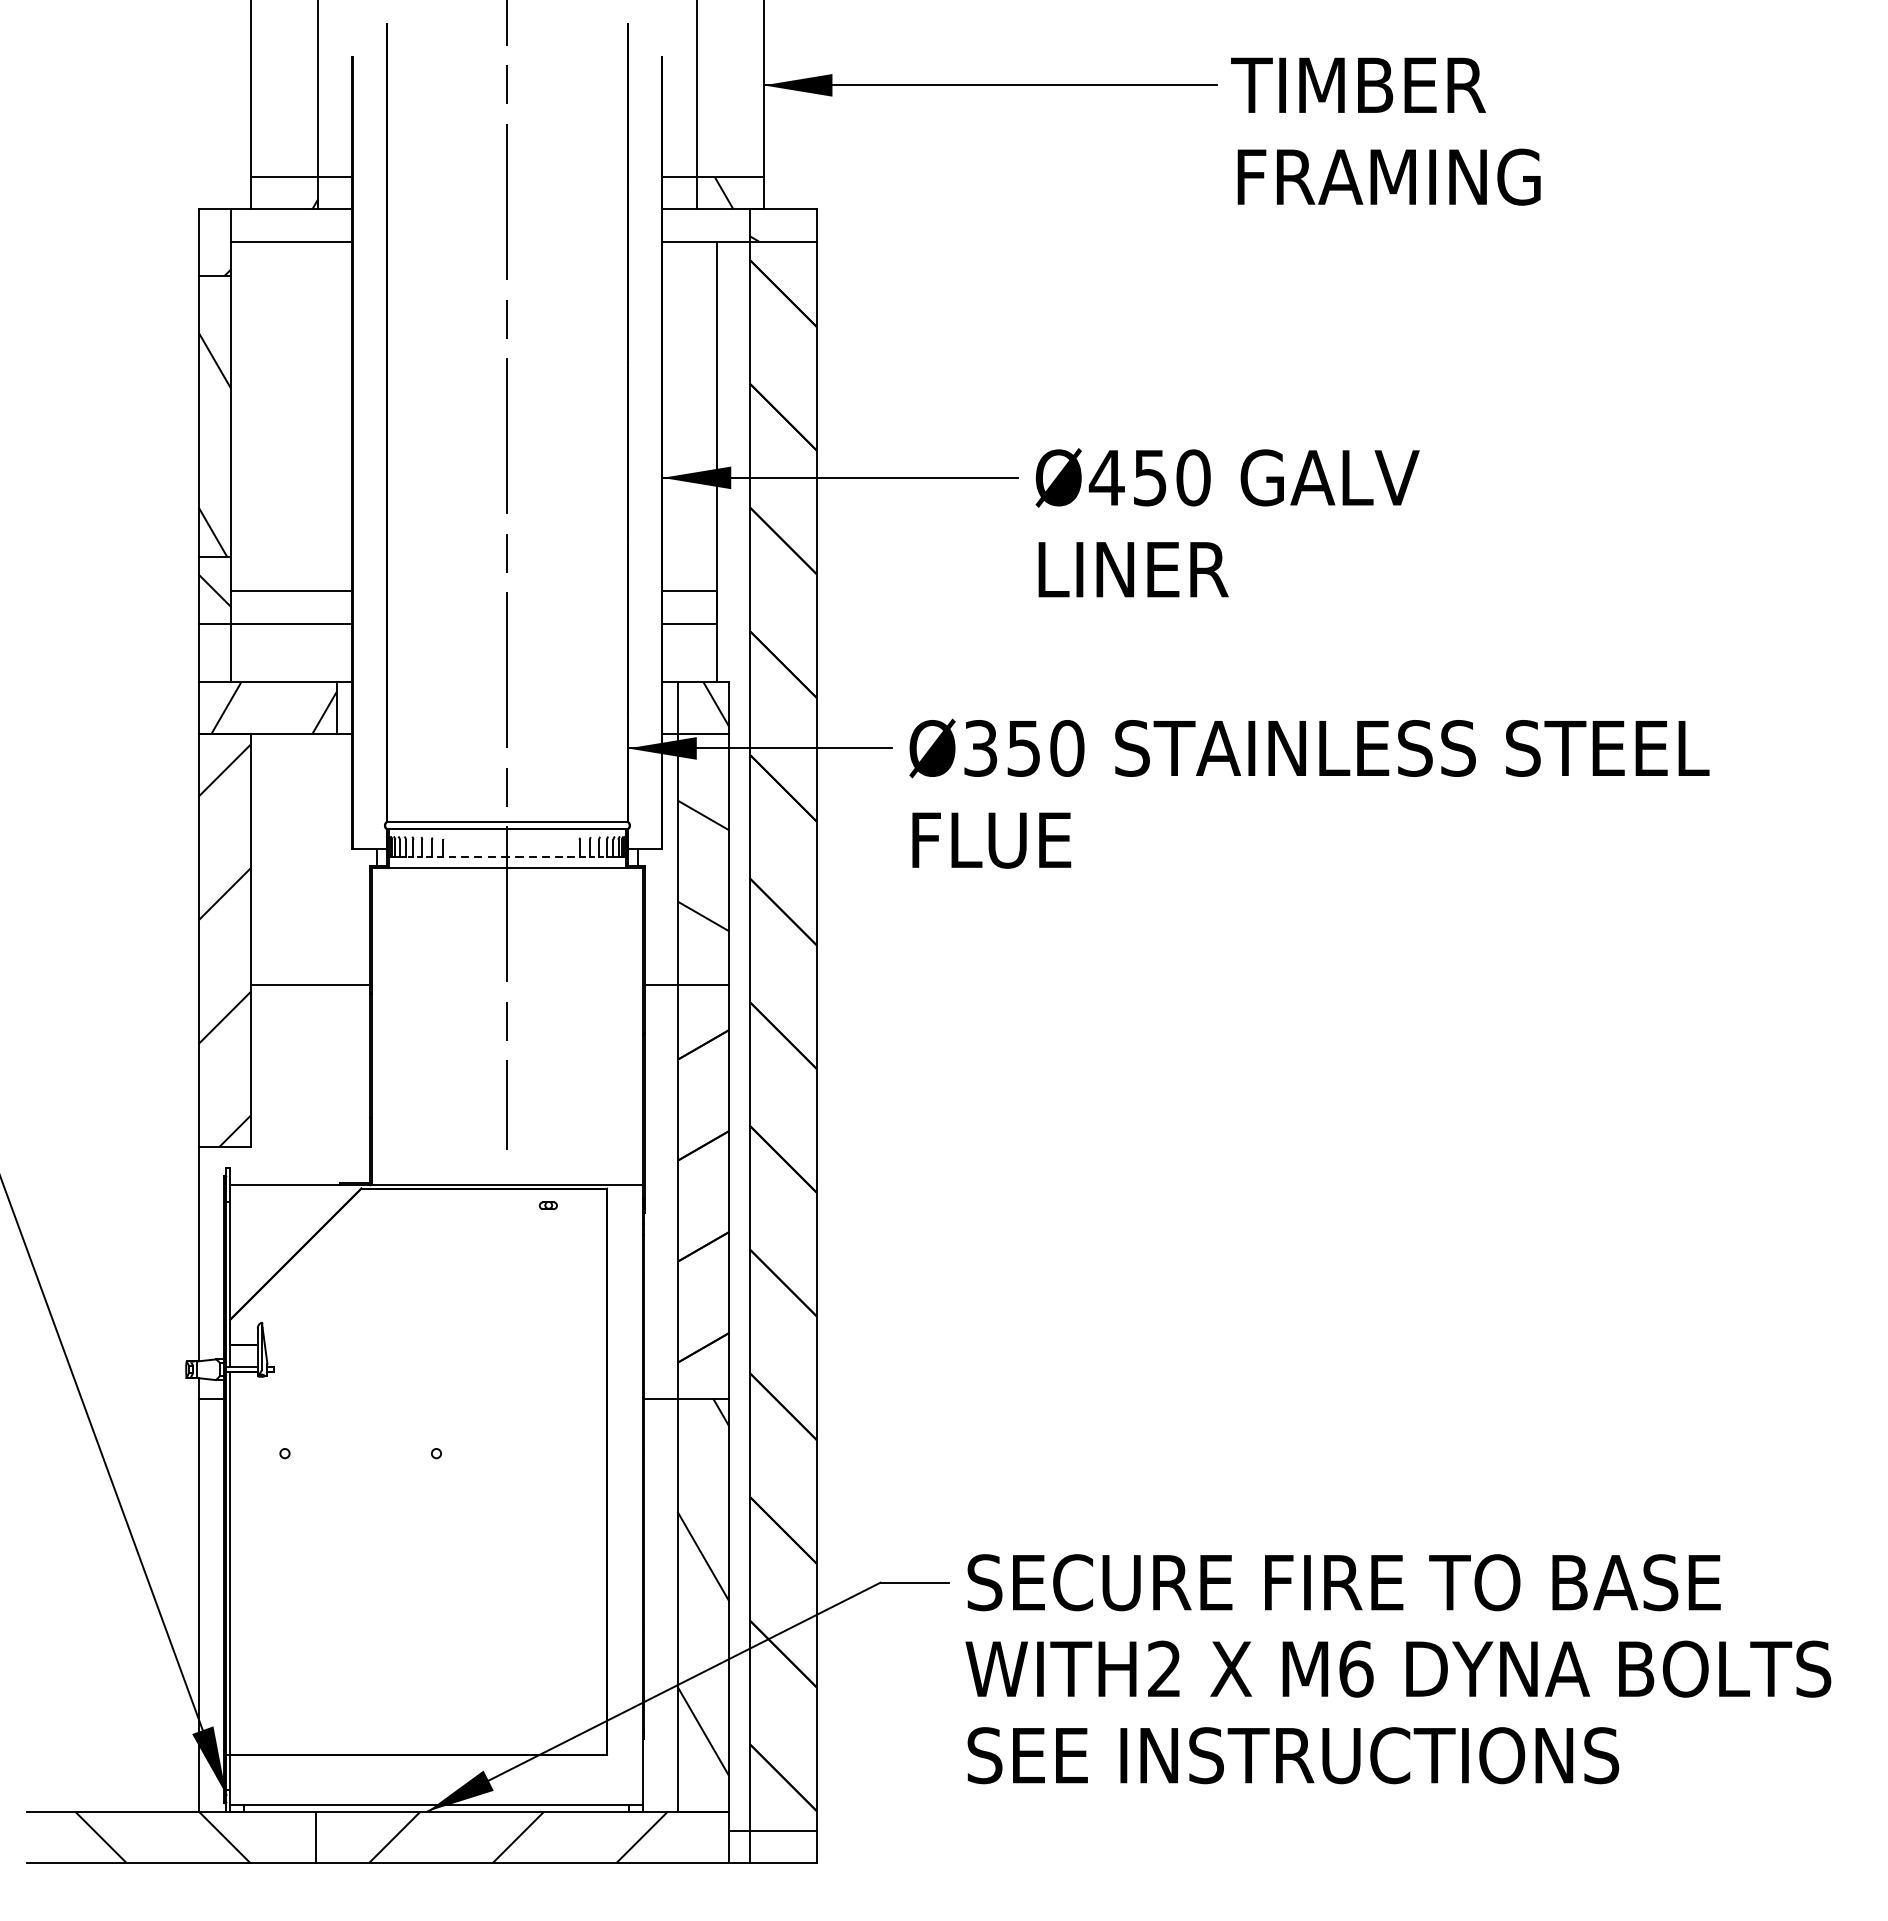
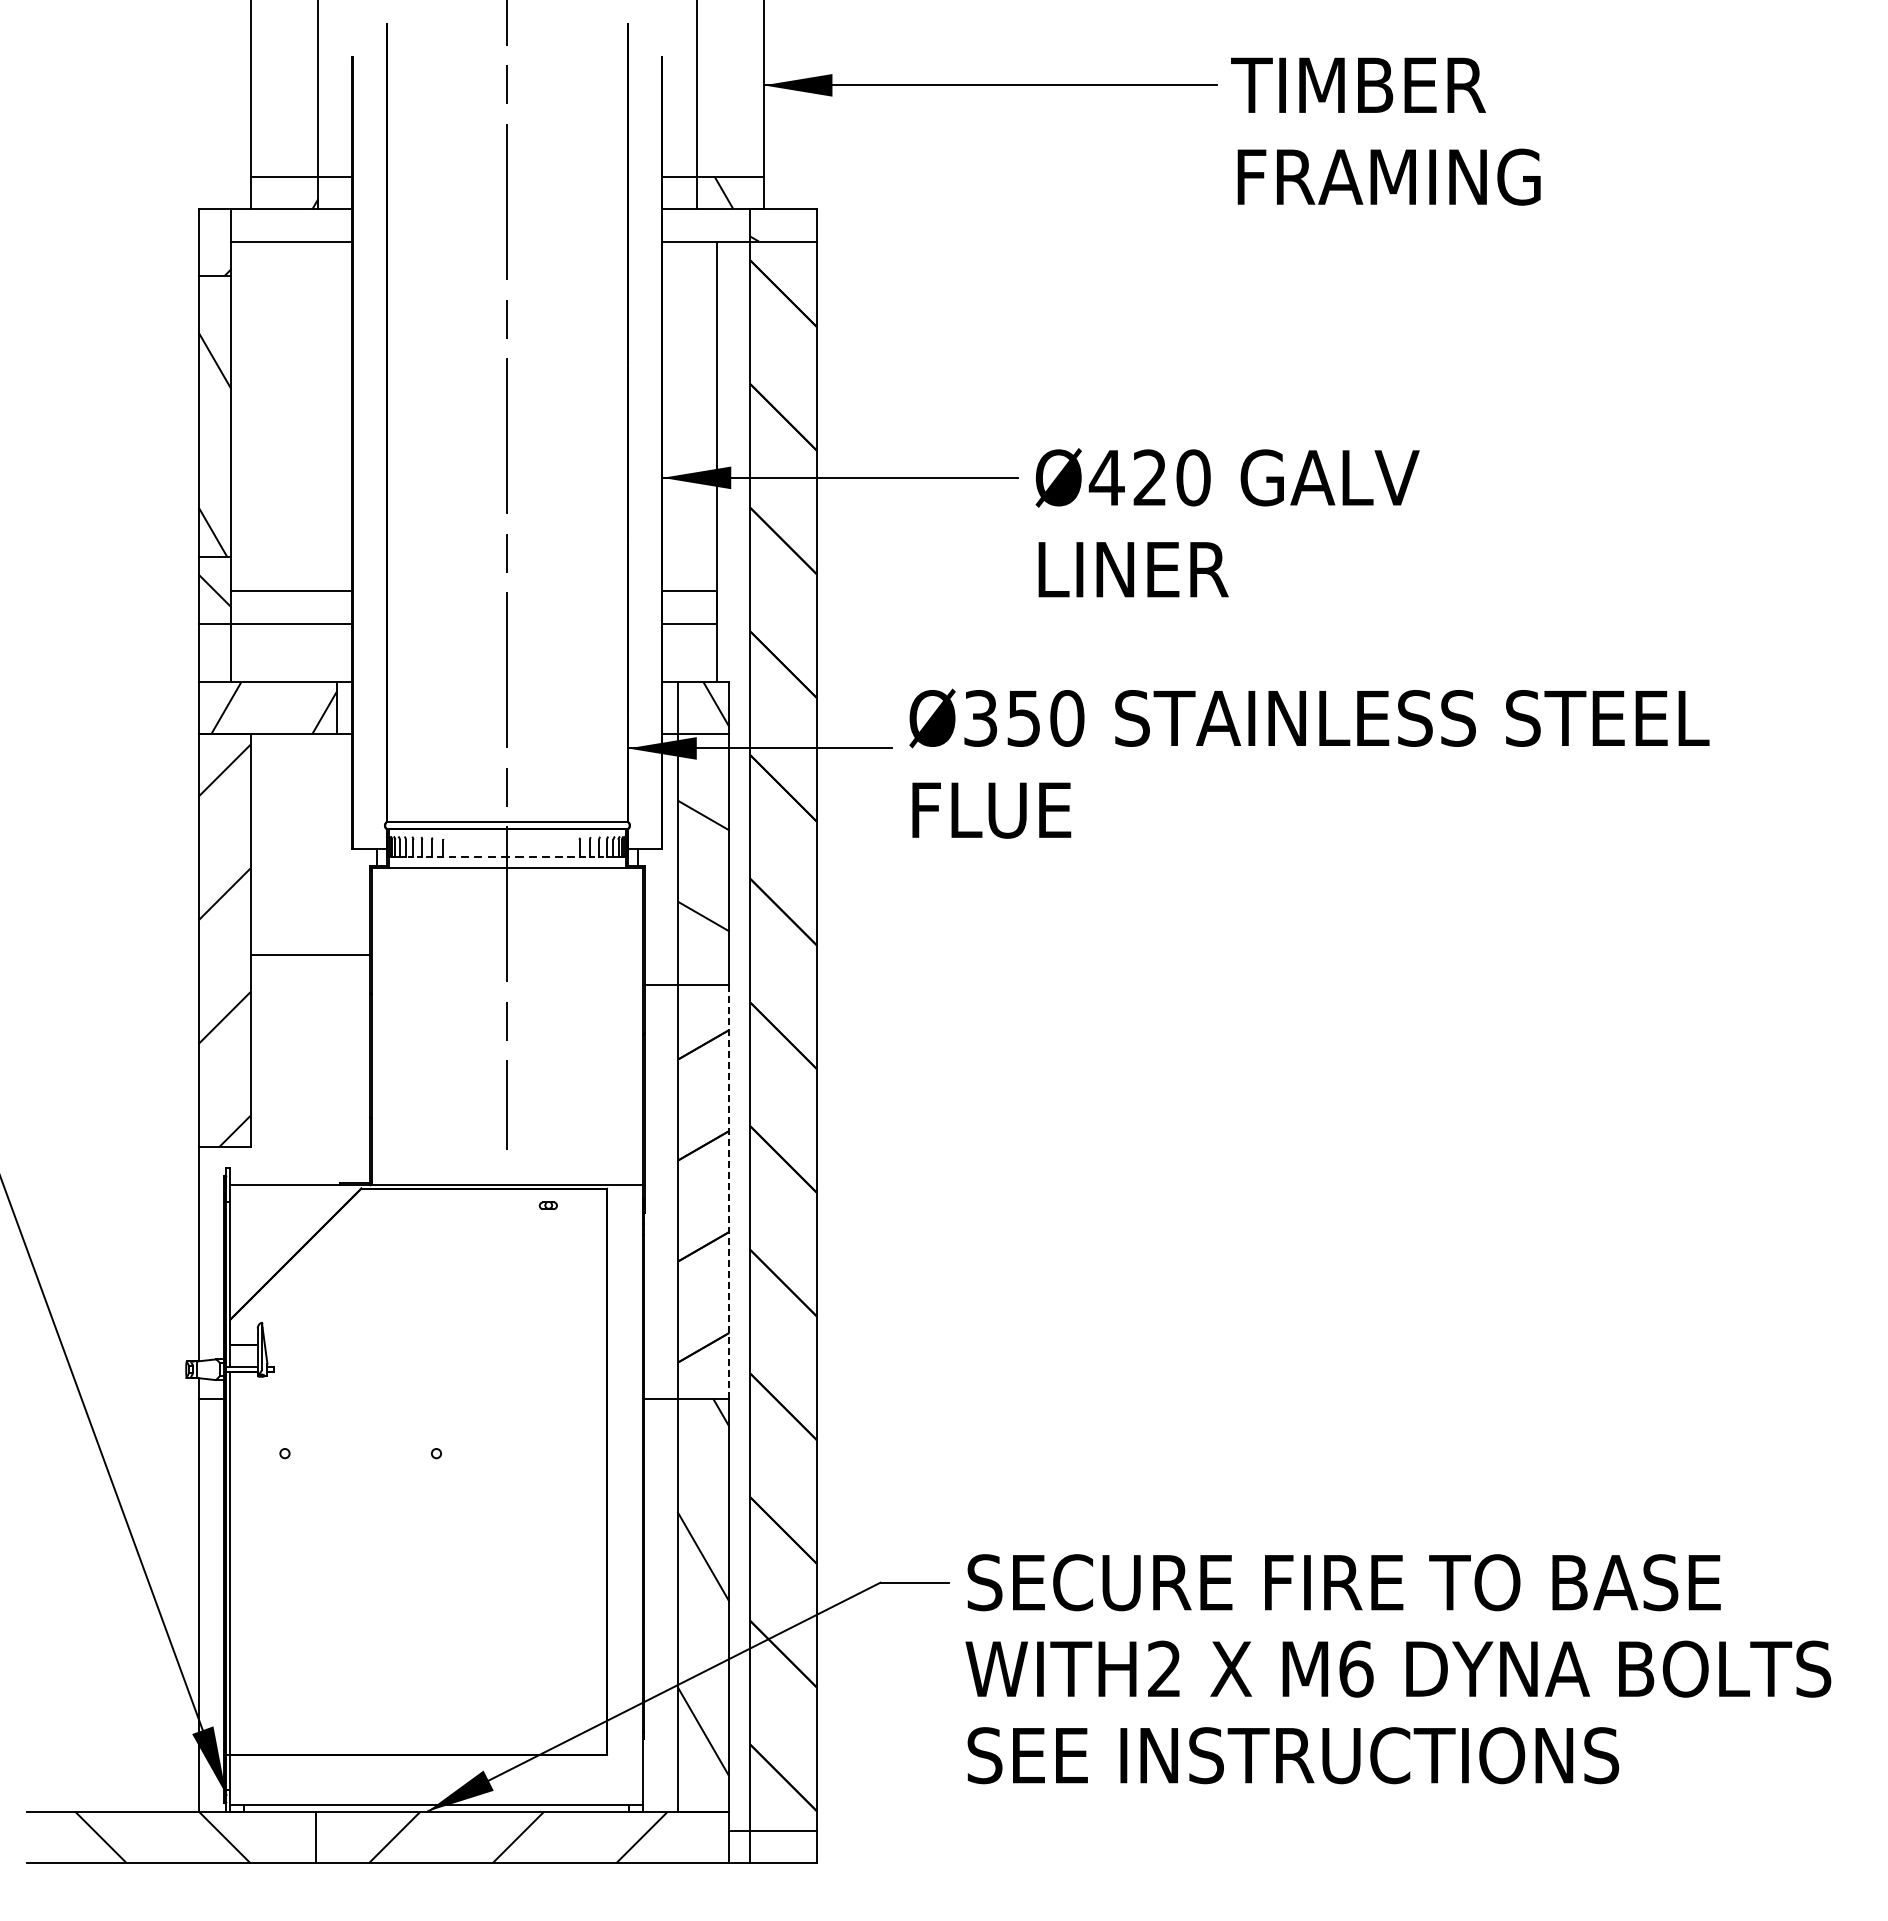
text: Ø450 -> Ø420 (1149, 477)
text position: (1309, 793) -> (1309, 763) (1309, 763)
line position: (309, 985) -> (309, 955) (309, 955)
line: solid -> dashed (729, 1191)
